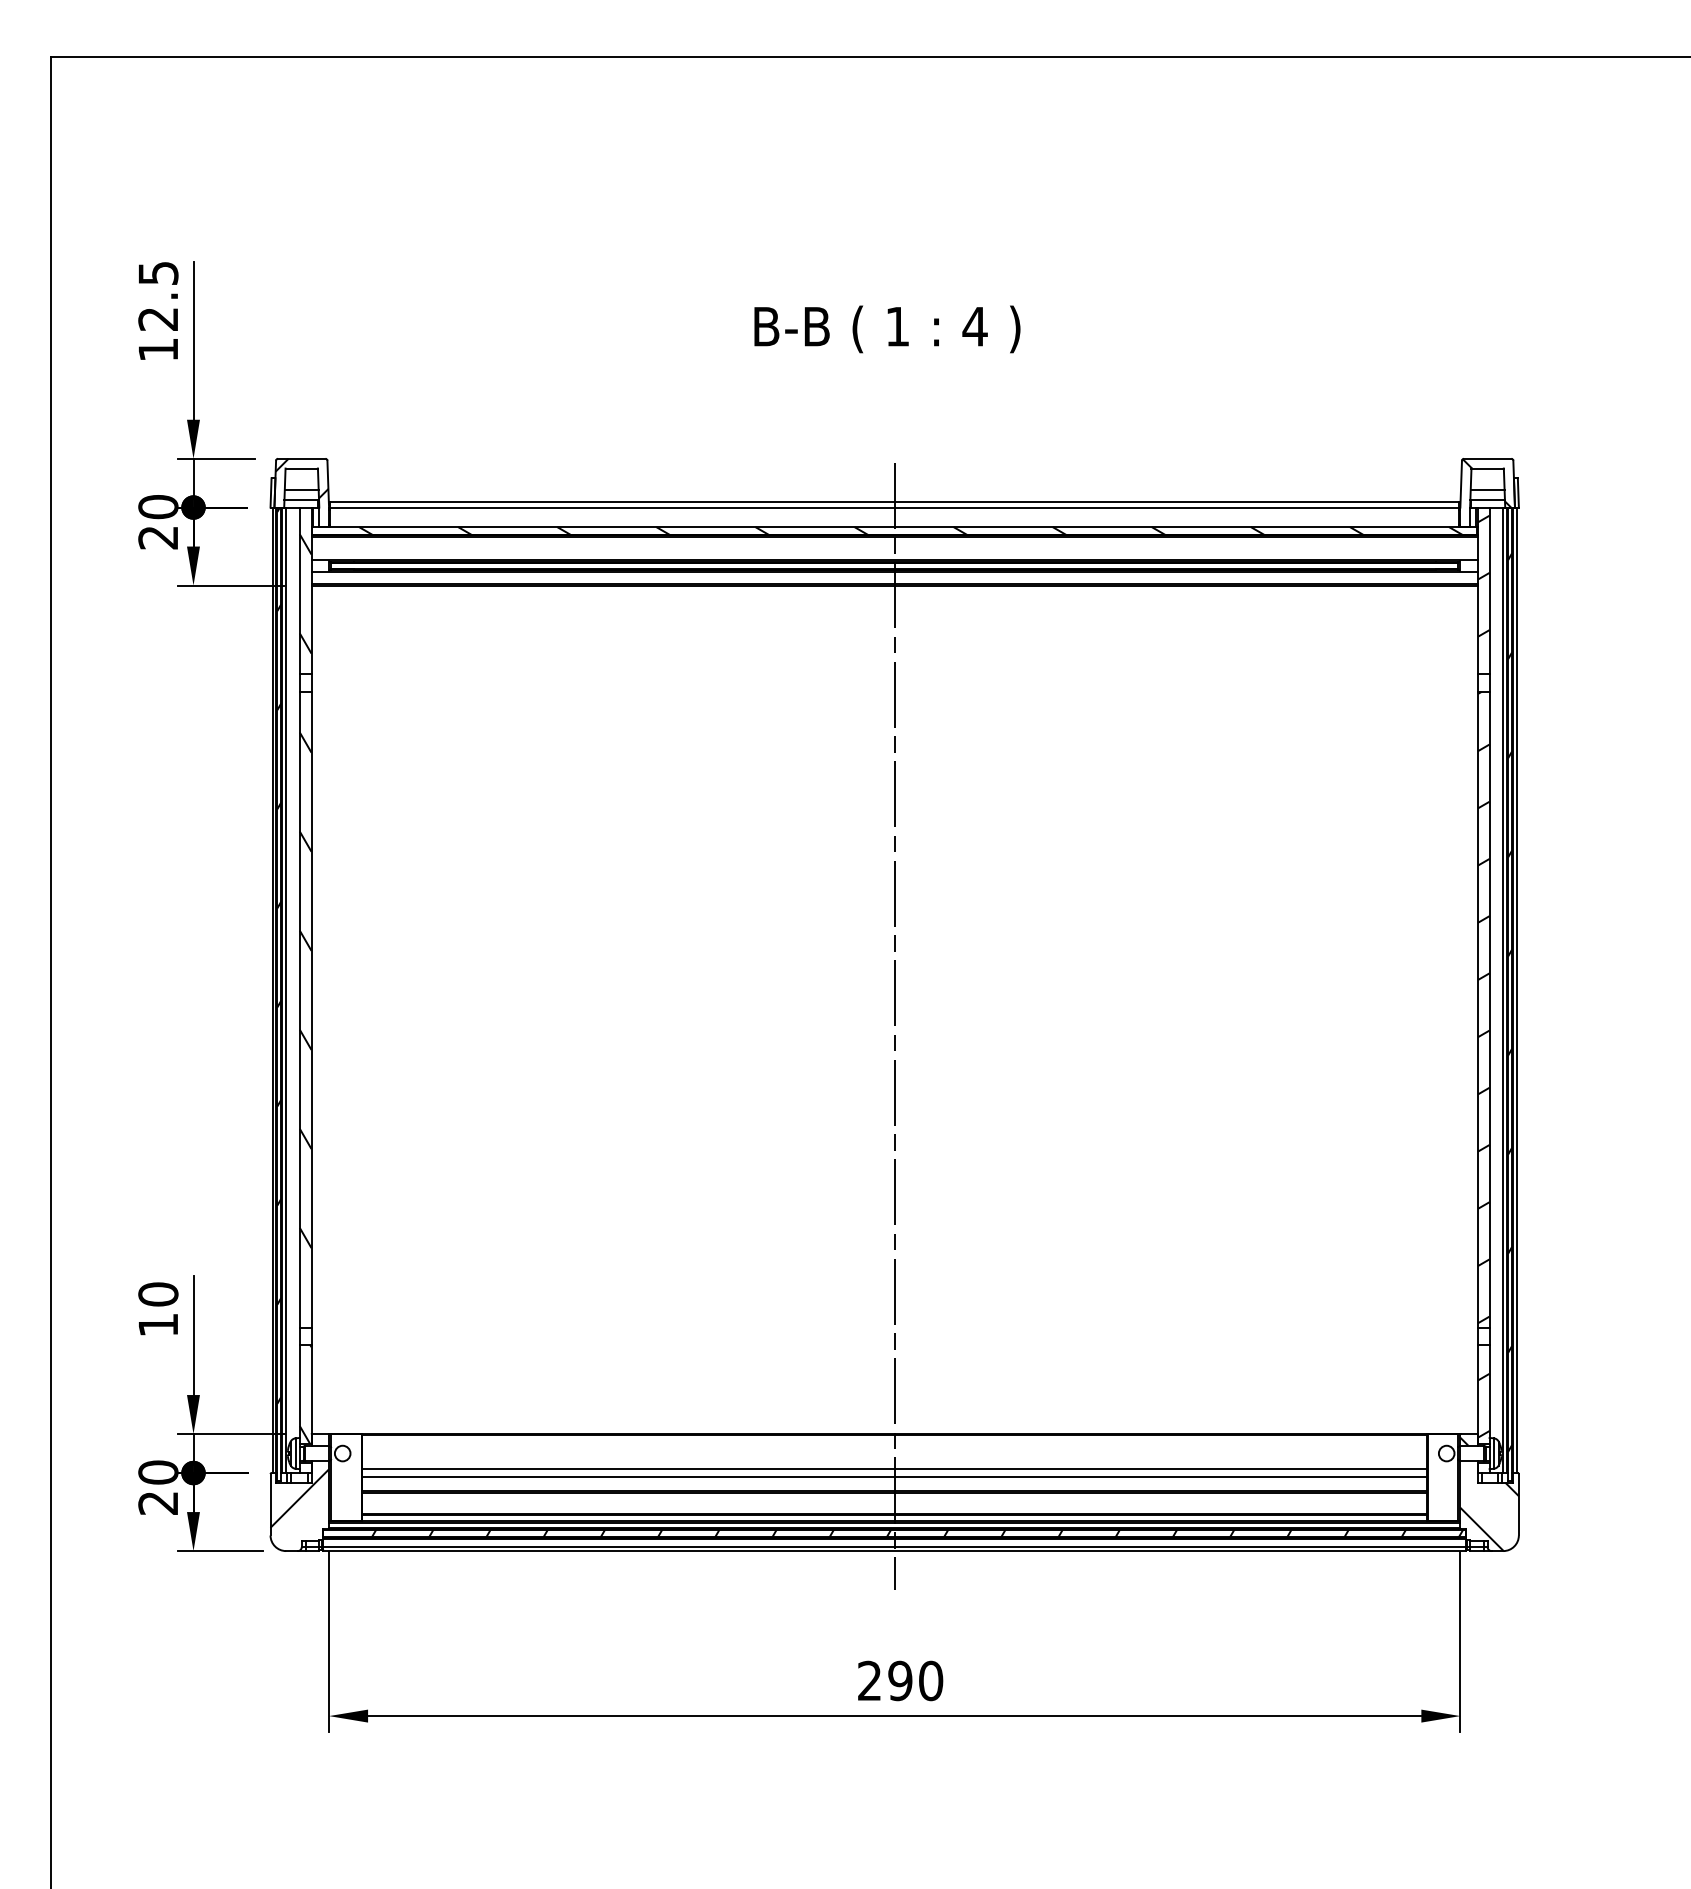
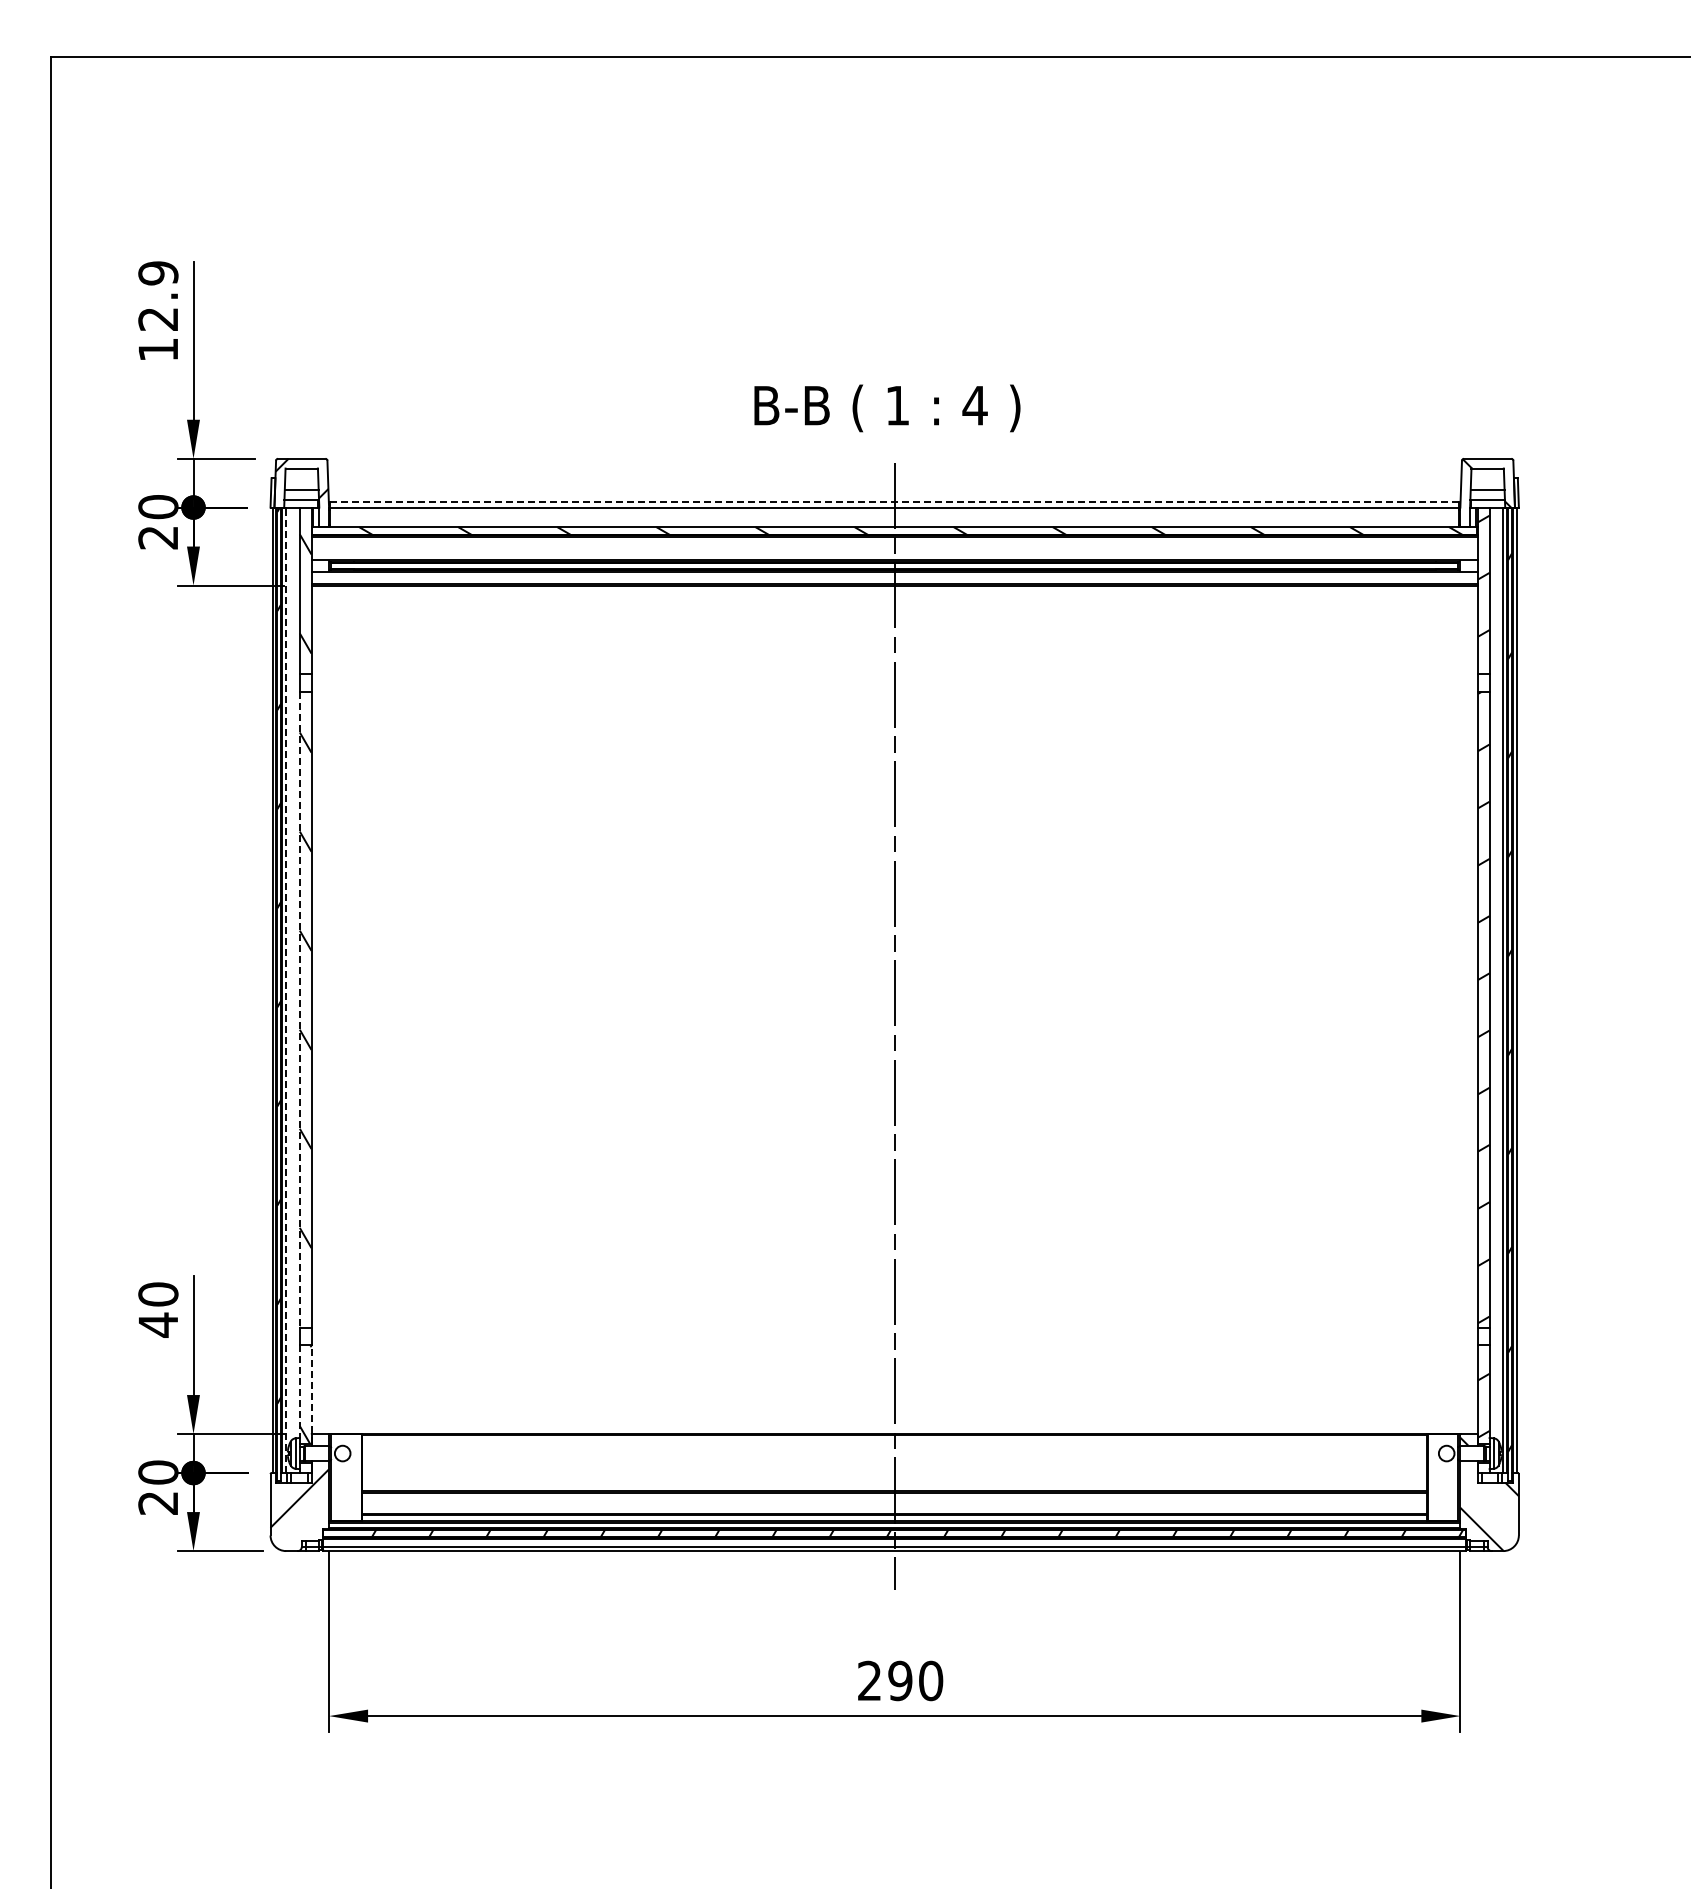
text: 12.5 -> 12.9 (158, 273)
text position: (887, 329) -> (887, 408) (887, 408)
line: solid -> dashed (894, 501)
line: solid -> dashed (286, 990)
line: solid -> dashed (299, 1009)
text: 10 -> 40 (157, 1324)
line: solid -> dashed (299, 1392)
line: solid -> dashed (311, 1394)
line: present -> none (894, 1469)
line: present -> none (894, 1476)
